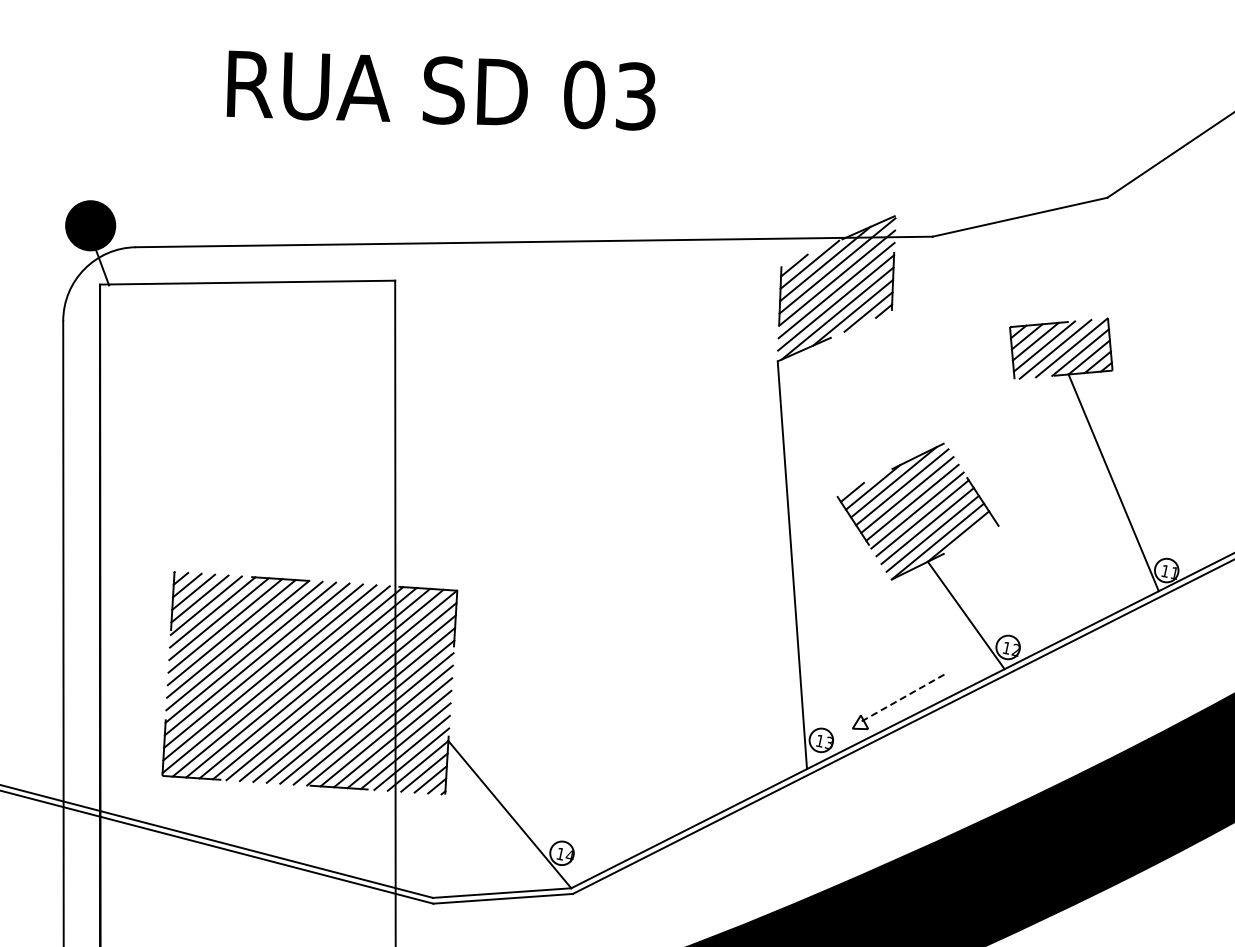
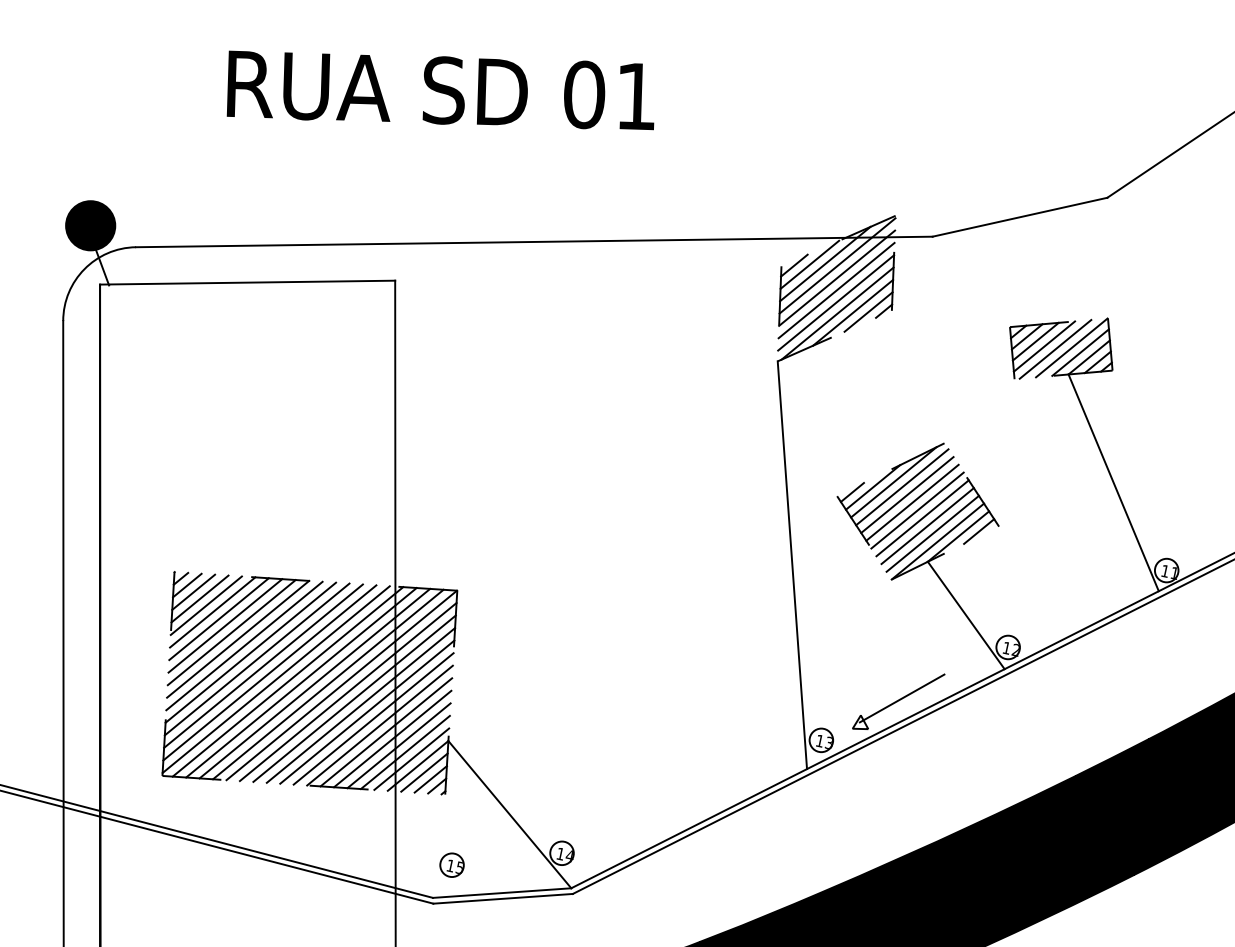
text: 03 -> 01 (635, 96)
line: none -> present (979, 531)
line: dashed -> solid (902, 698)
part: none -> present (451, 864)
